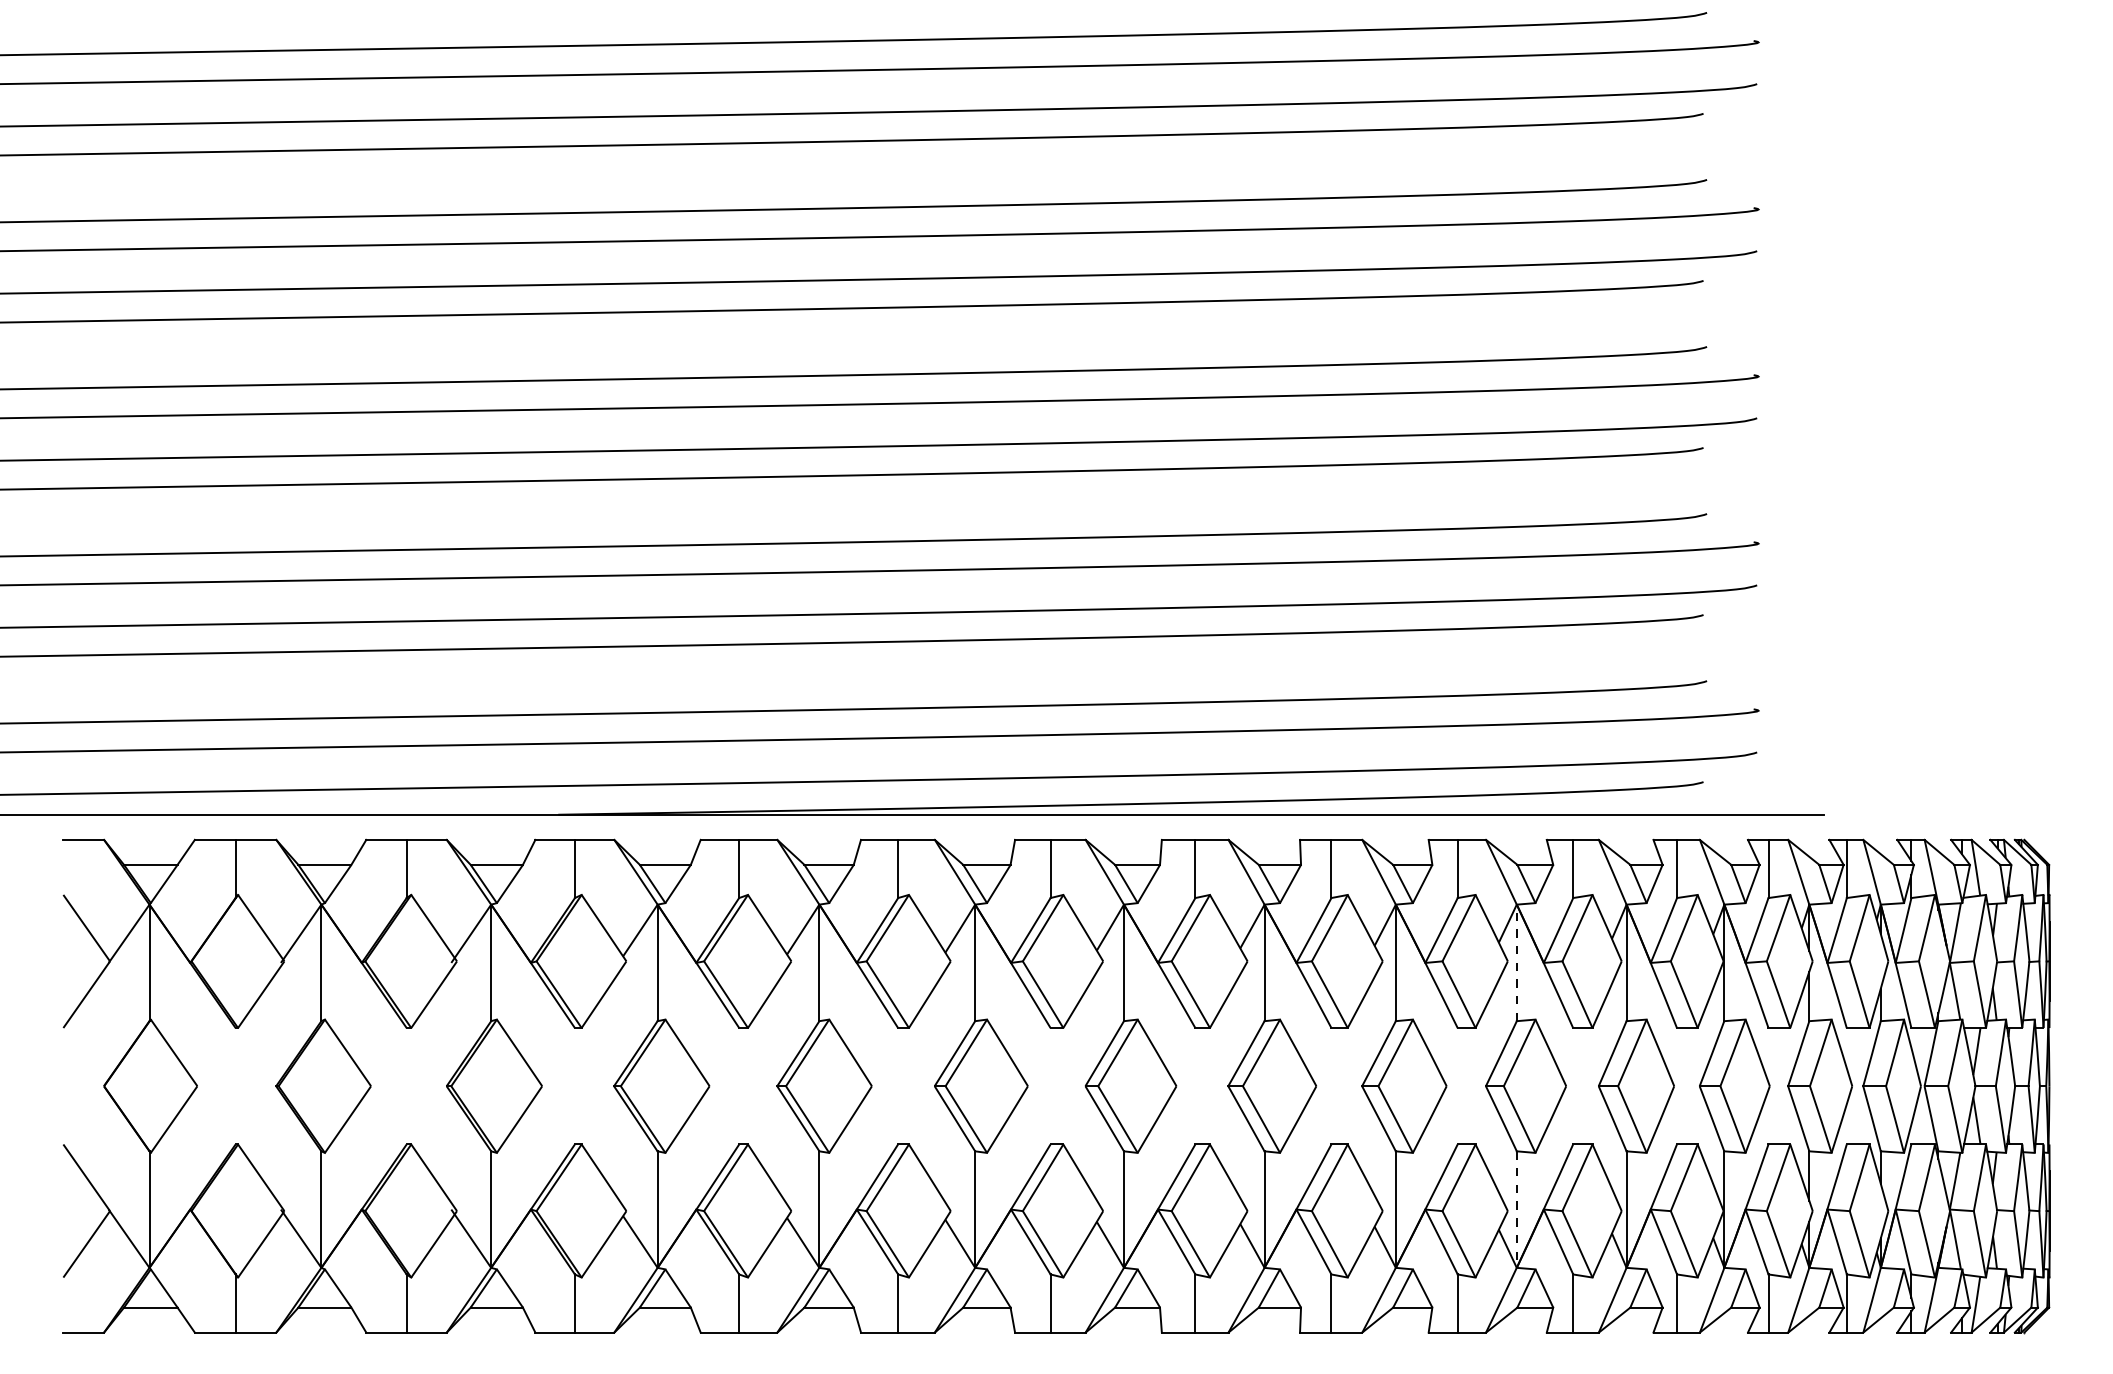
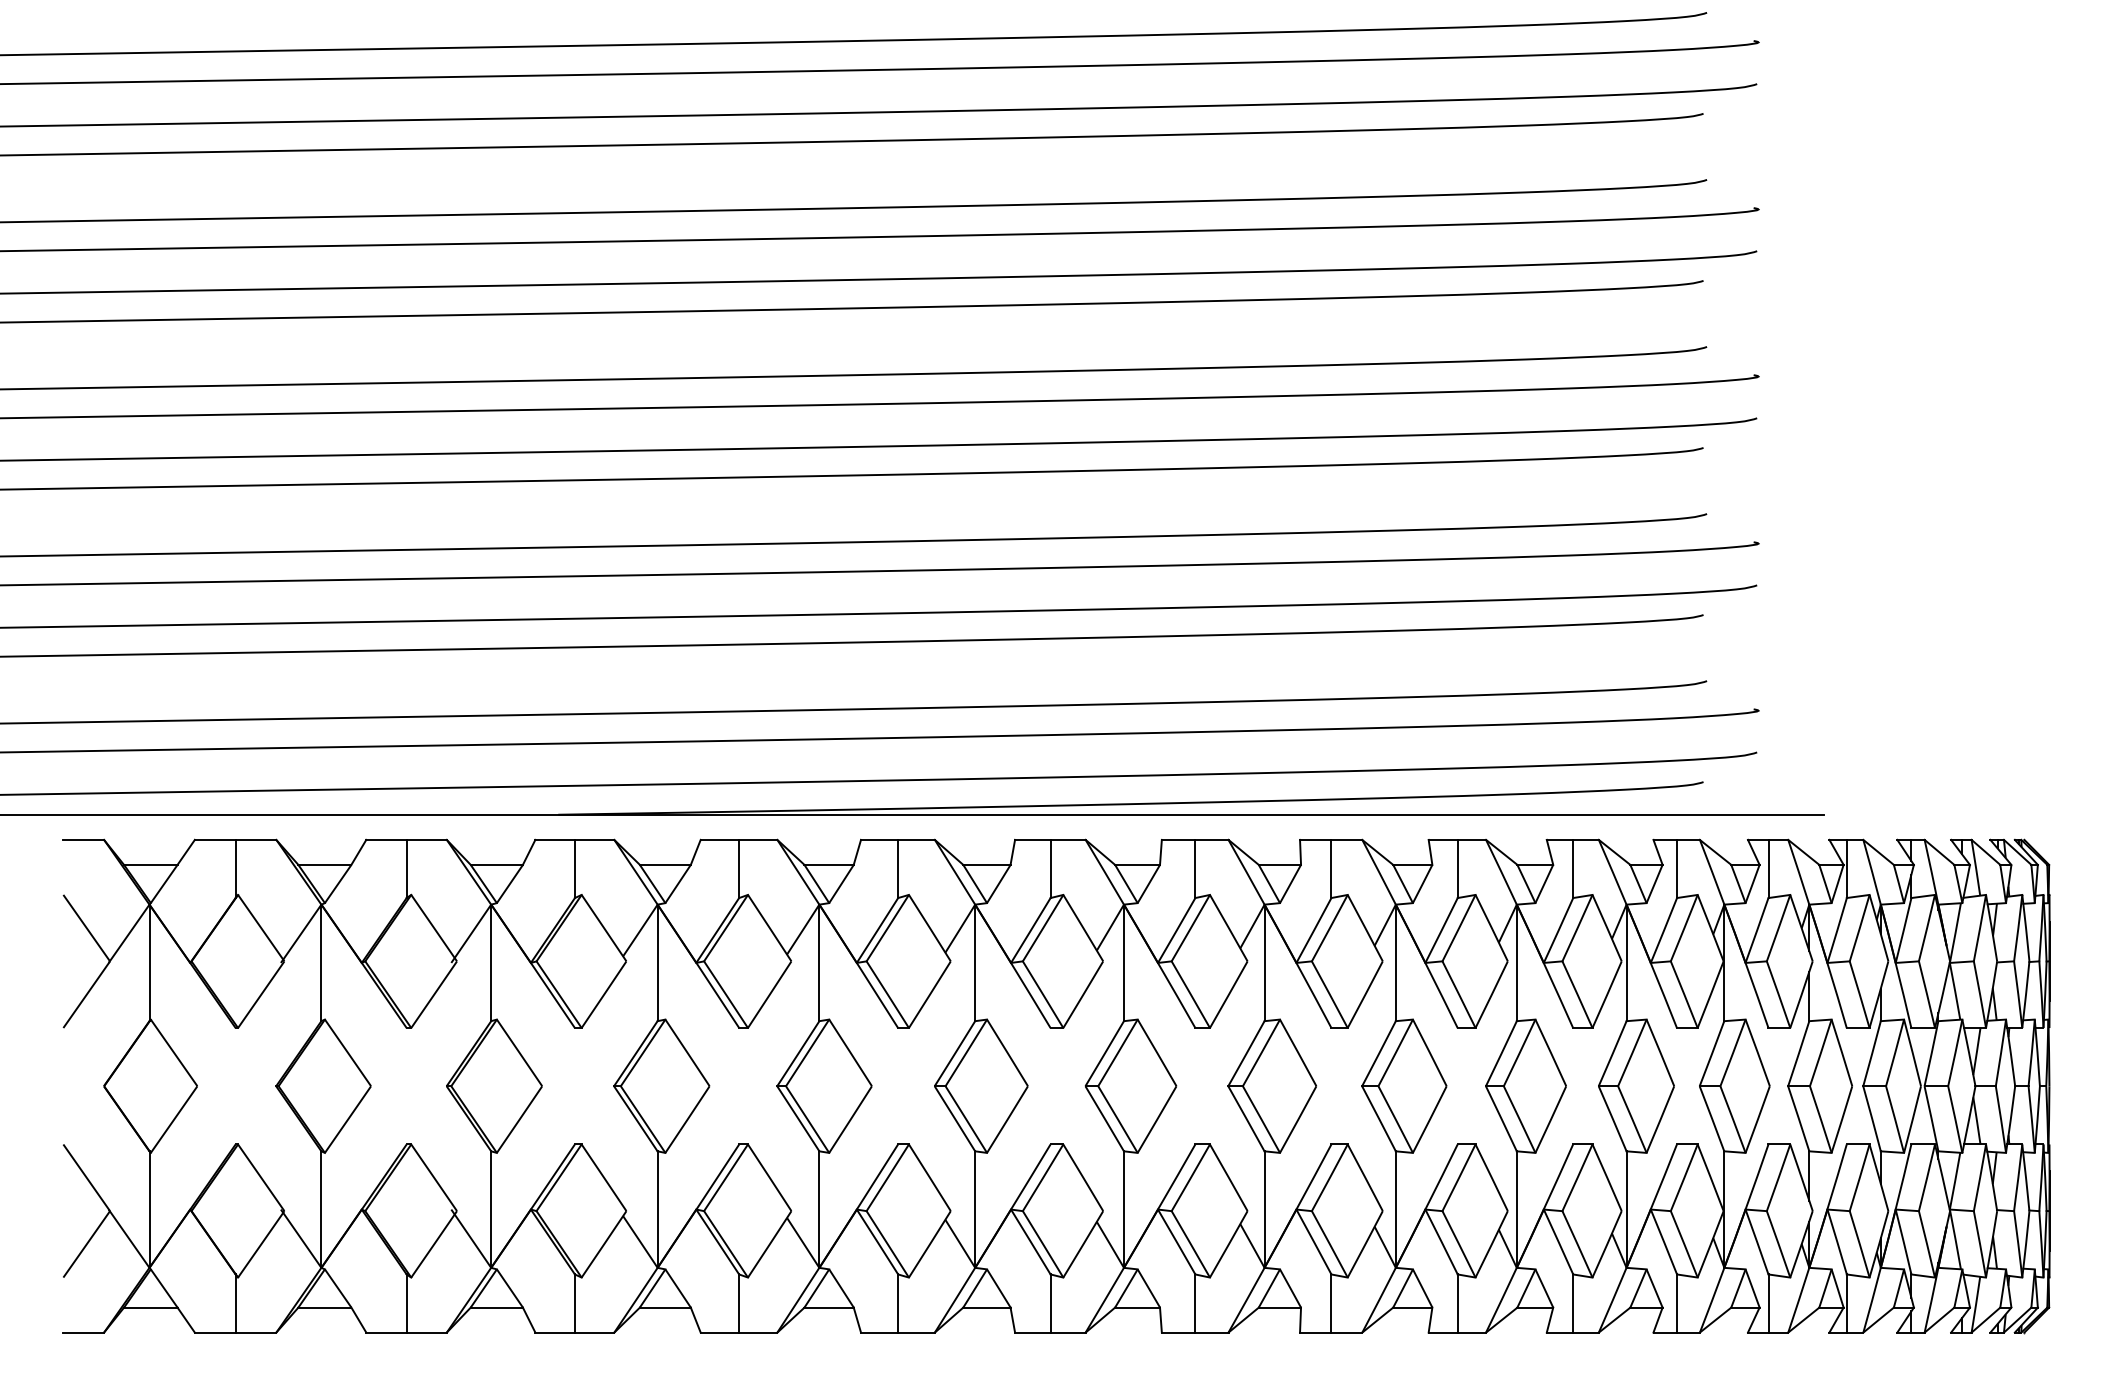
line: dashed -> solid (1516, 962)
line: dashed -> solid (1516, 1210)
